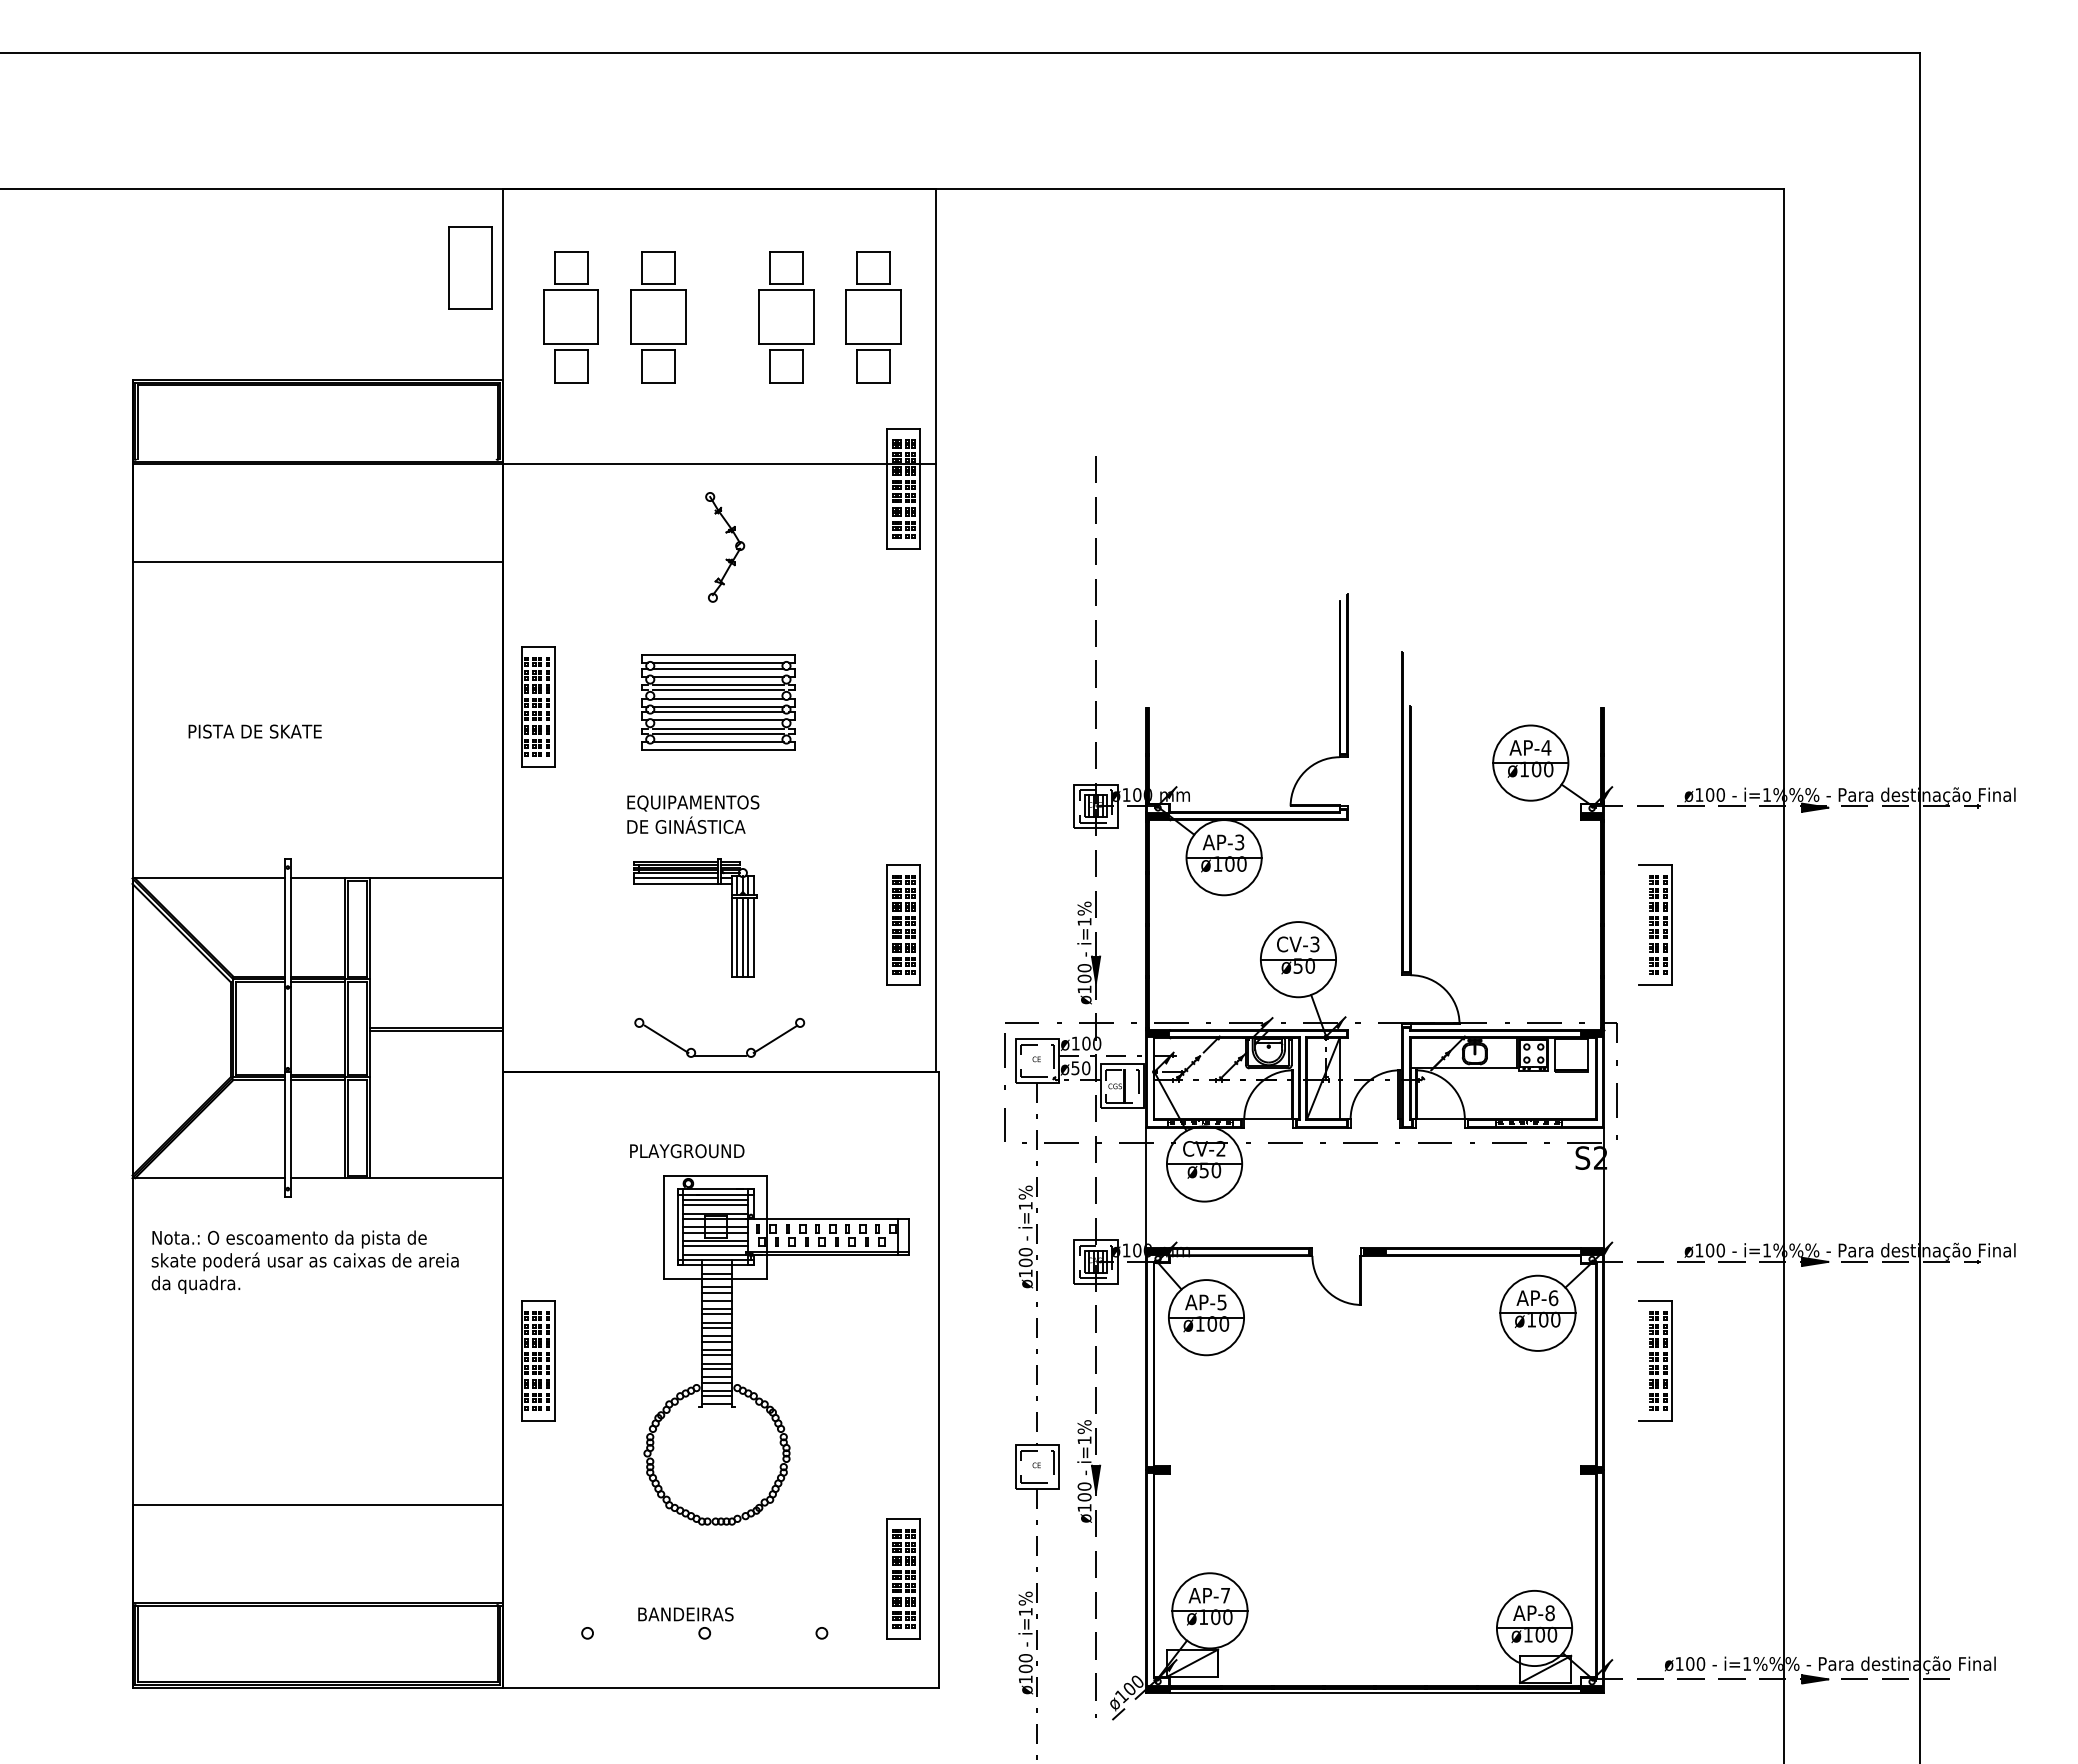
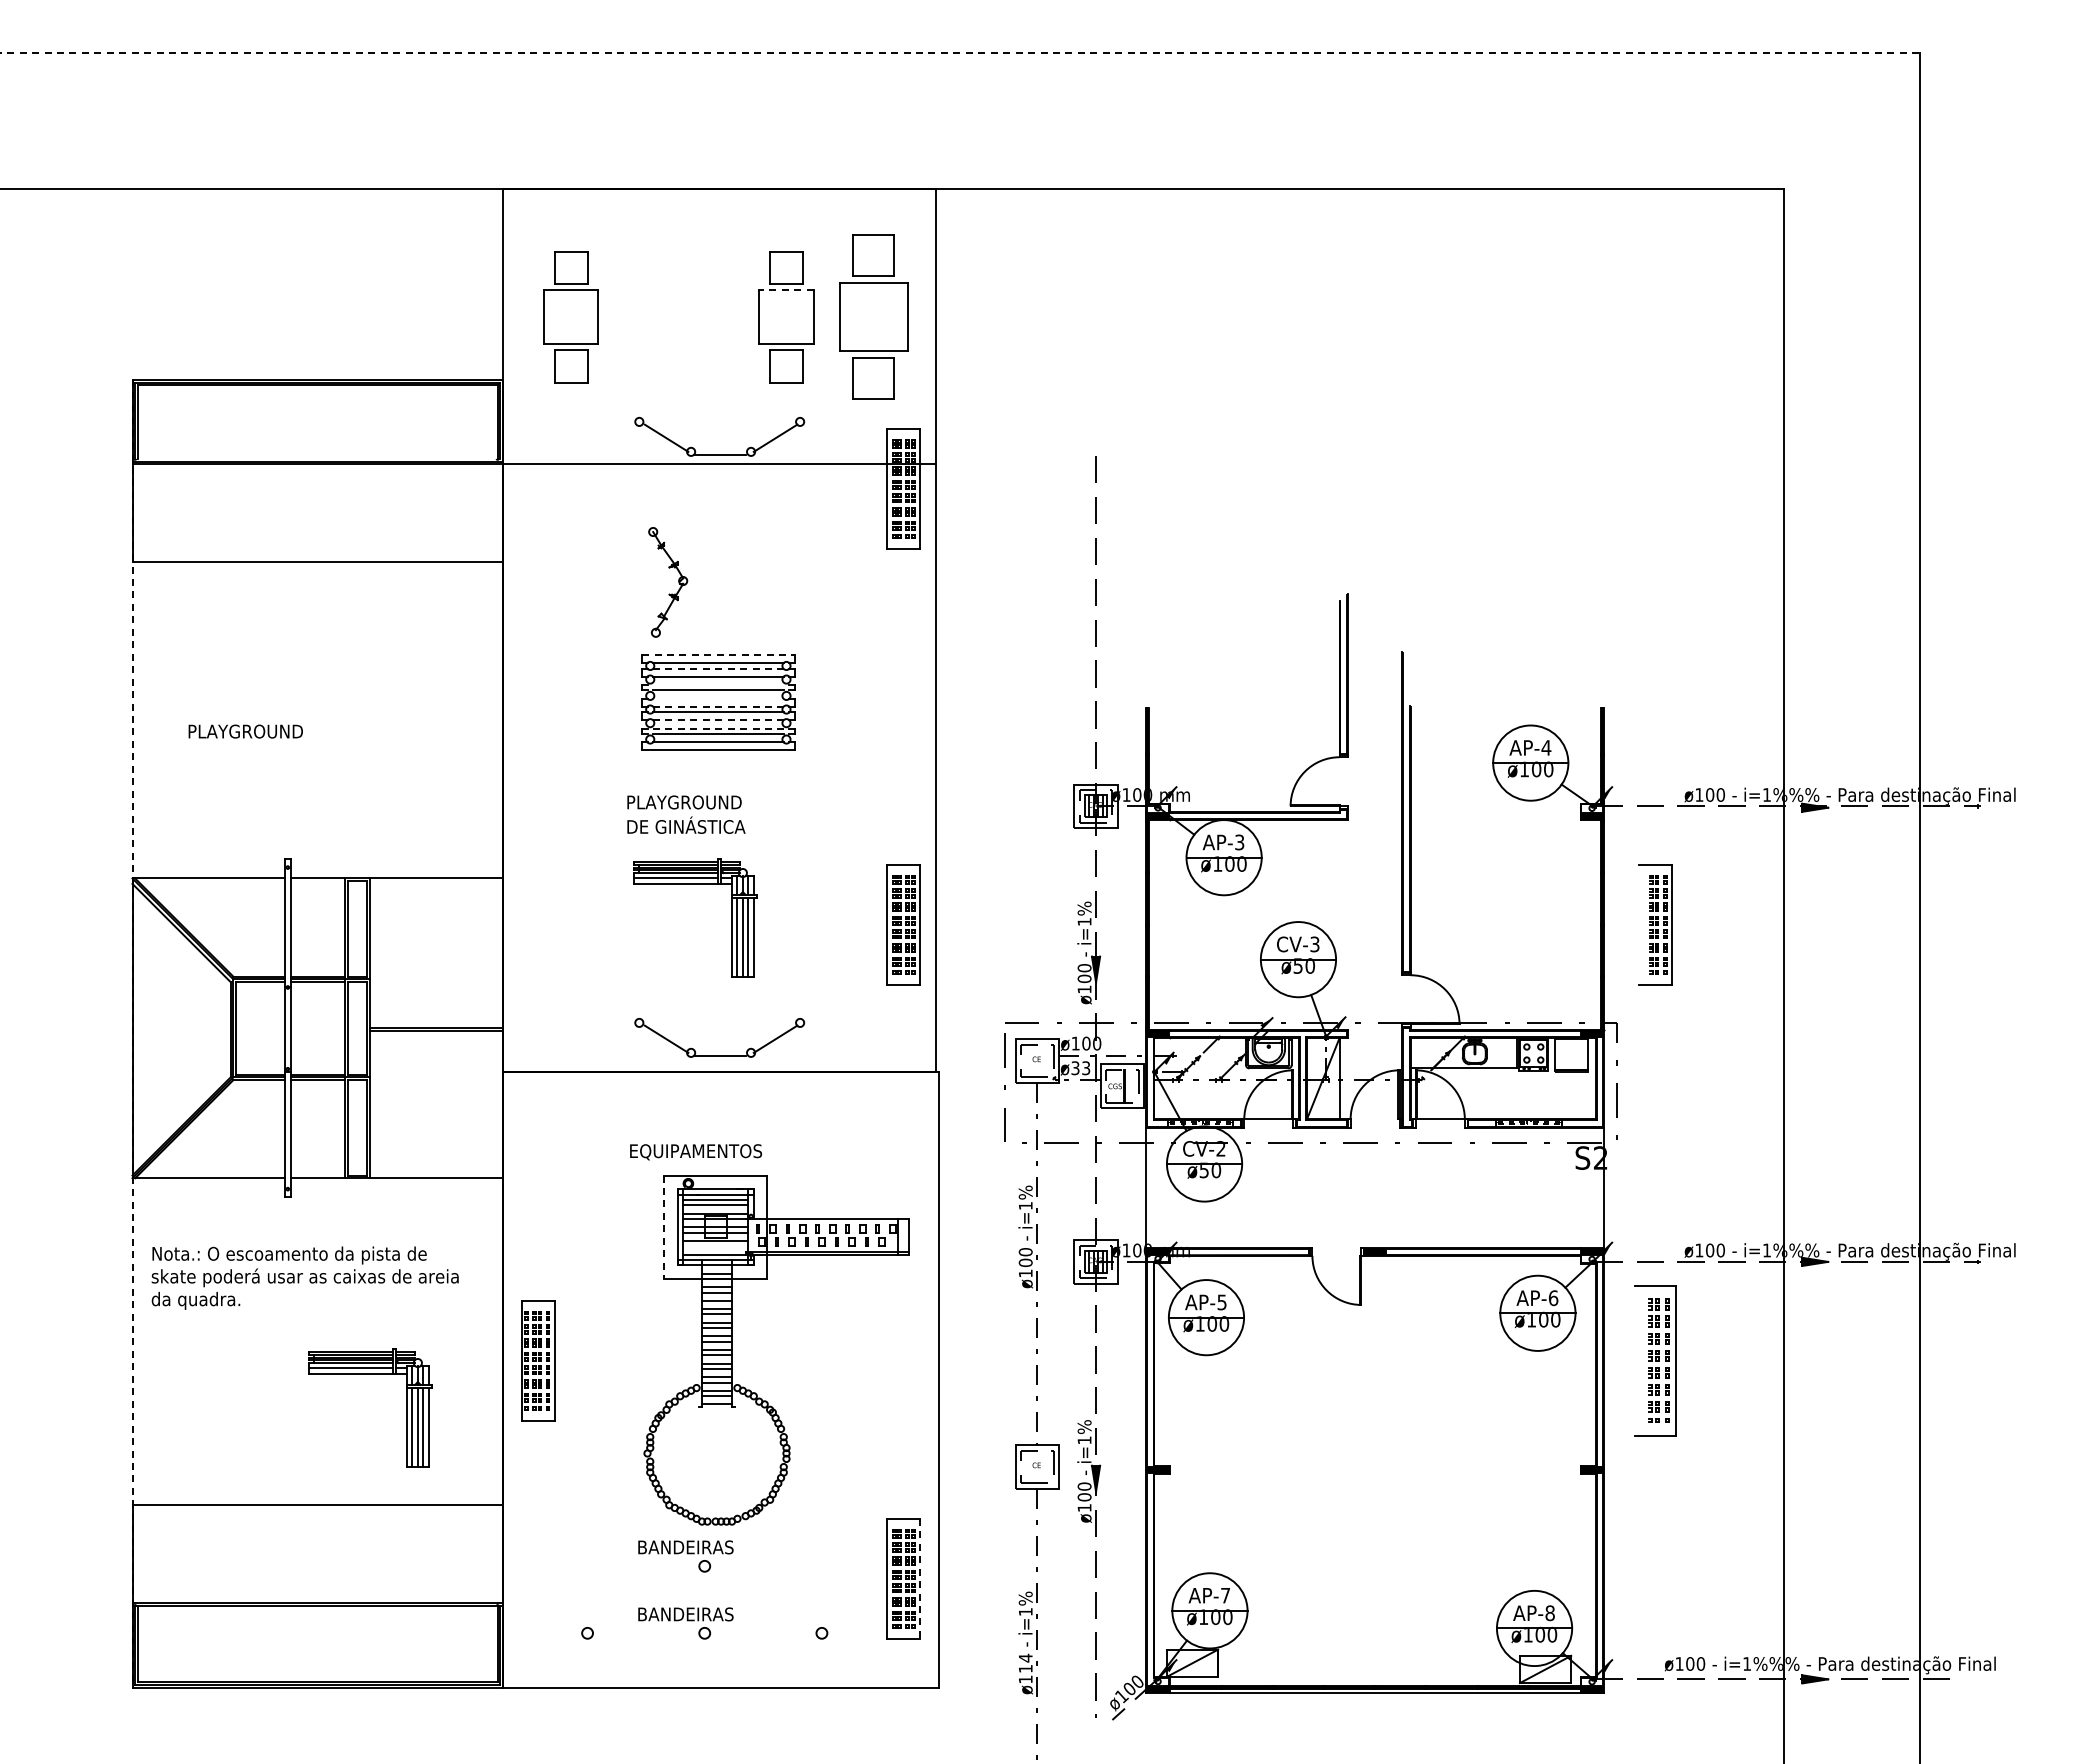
line: solid -> dashed (960, 52)
part: present -> none (470, 267)
line: solid -> dashed (786, 289)
part: present -> none (658, 317)
part size: 57x133 px -> 70x166 px (873, 316)
part: none -> present (719, 454)
part position: (735, 547) -> (678, 582) (678, 582)
line: solid -> dashed (718, 655)
line: solid -> dashed (718, 668)
line: present -> none (717, 685)
line: present -> none (717, 698)
part: present -> none (538, 706)
line: solid -> dashed (718, 706)
line: solid -> dashed (718, 720)
line: solid -> dashed (718, 728)
text: PISTA DE SKATE -> PLAYGROUND (260, 731)
text: EQUIPAMENTOS -> PLAYGROUND (694, 803)
line: solid -> dashed (132, 1033)
text: ø50 -> ø33 (1080, 1068)
text: PLAYGROUND -> EQUIPAMENTOS (696, 1152)
line: solid -> dashed (663, 1227)
line: present -> none (715, 1246)
text position: (304, 1261) -> (304, 1277) (304, 1277)
part size: 35x122 px -> 43x152 px (1655, 1360)
part: none -> present (370, 1374)
part: none -> present (685, 1556)
line: solid -> dashed (920, 1578)
text: ø100 -> ø114 (1025, 1663)
